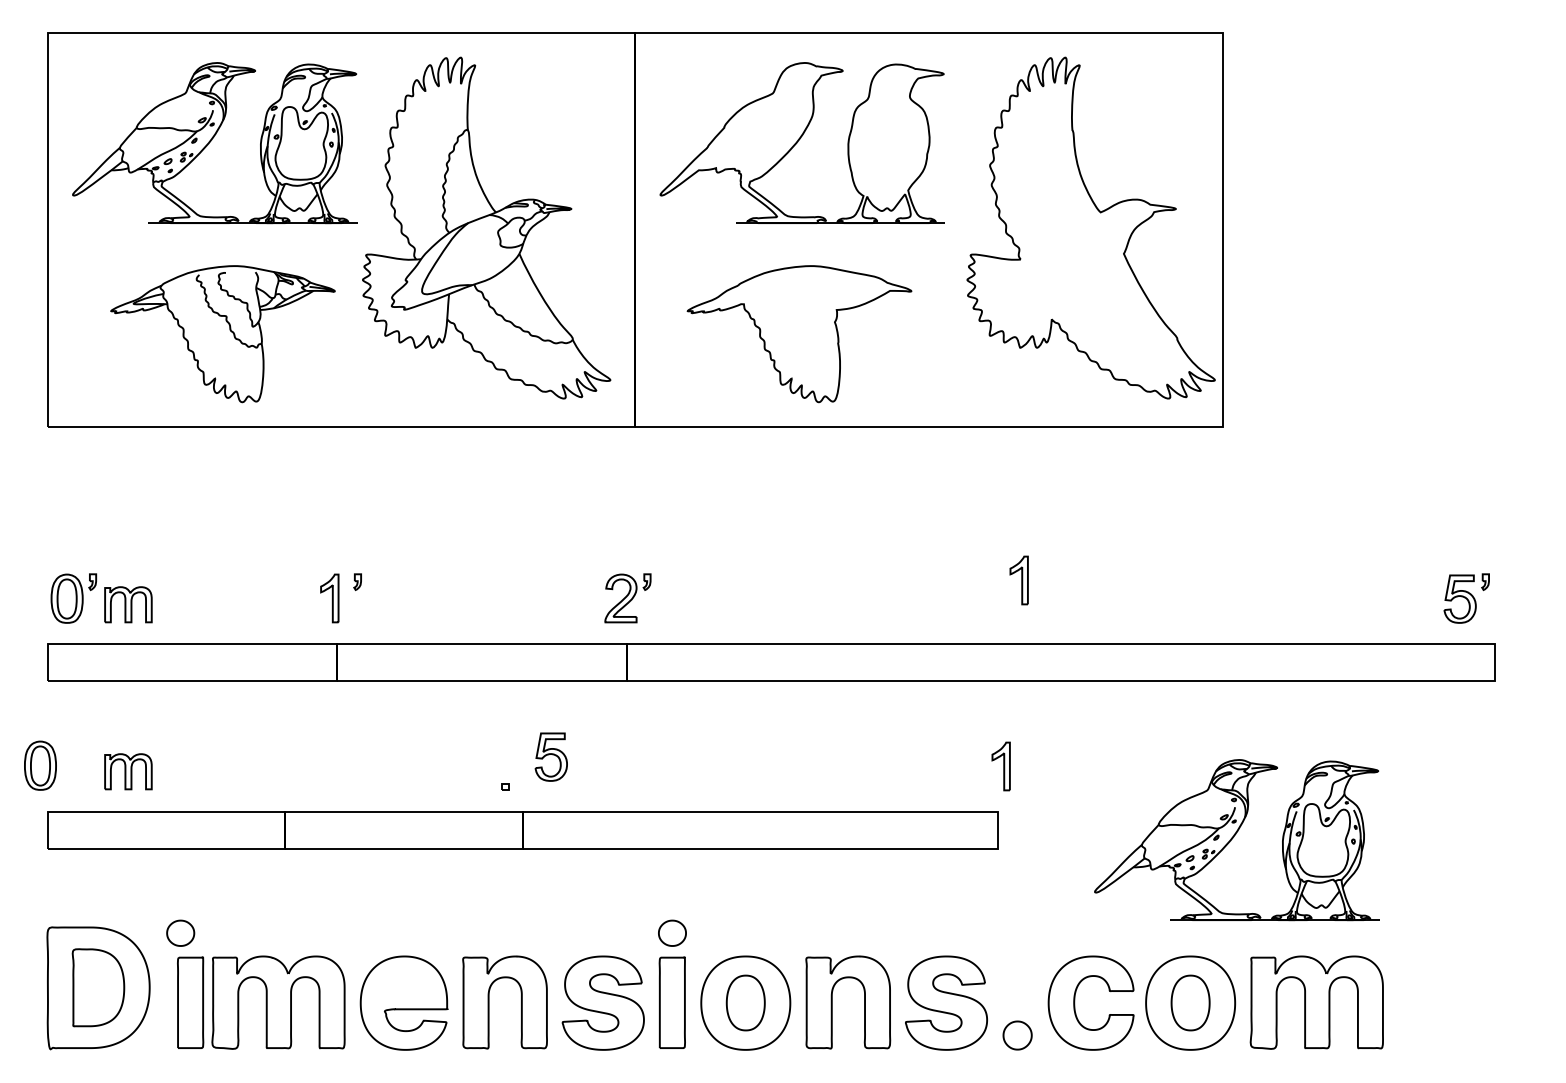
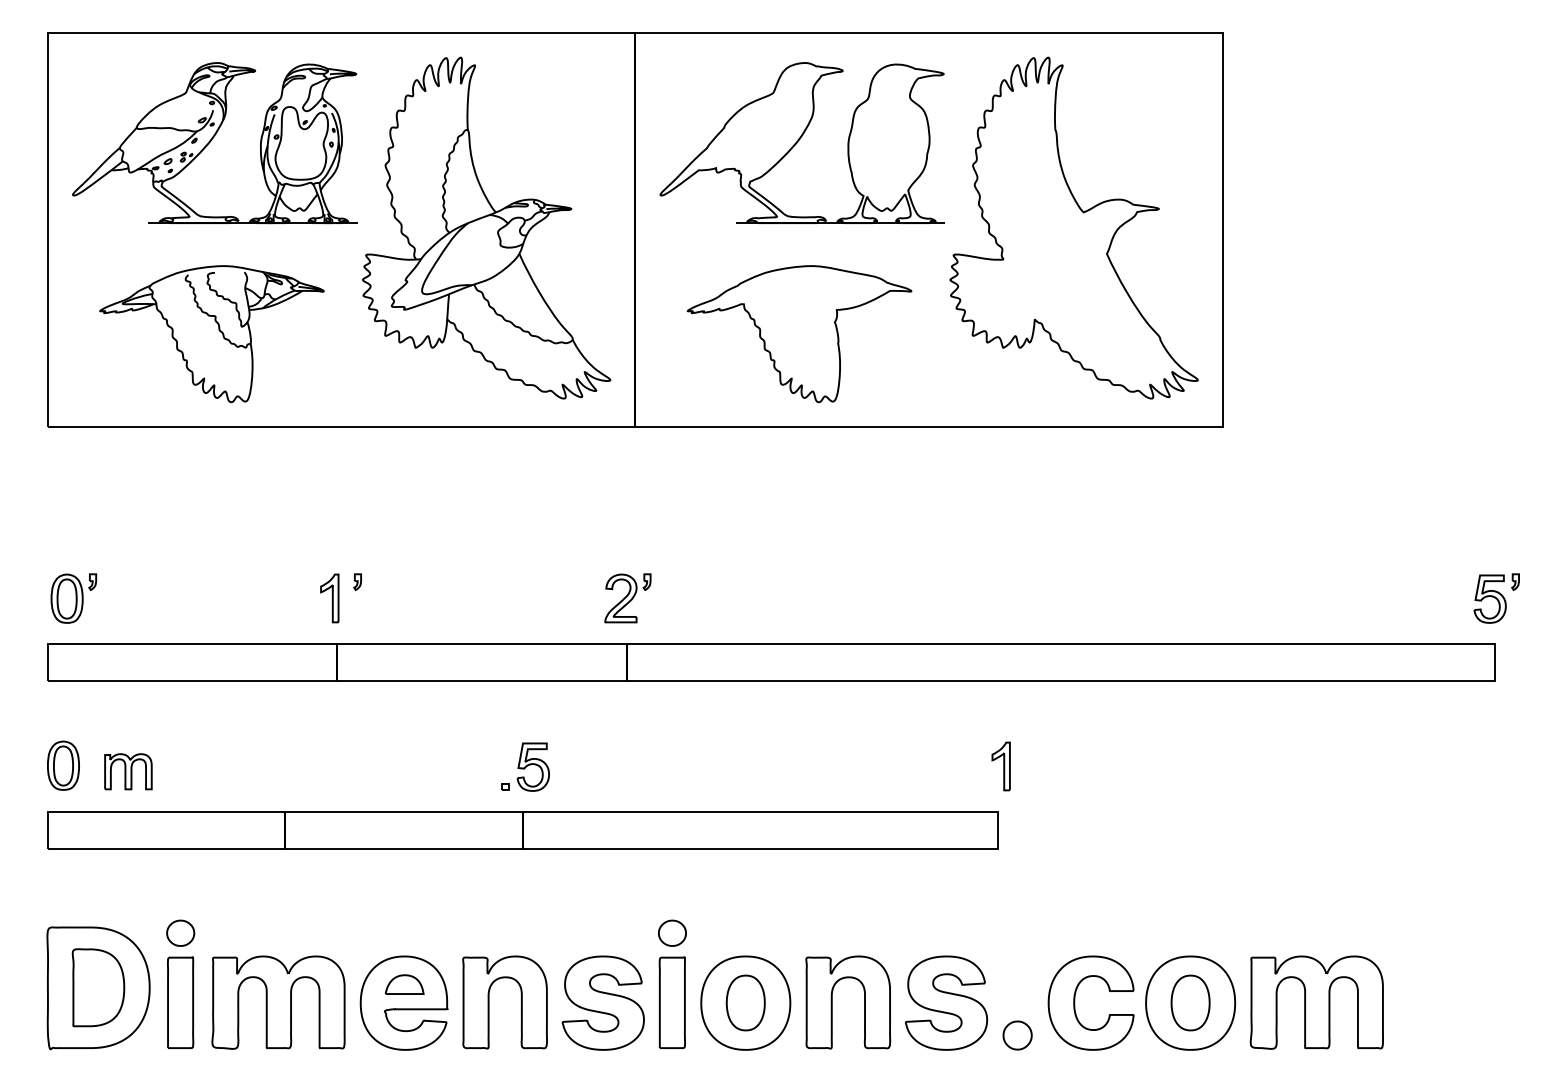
part position: (1090, 227) -> (1073, 227) (1073, 227)
part position: (222, 334) -> (211, 334) (211, 334)
part: present -> none (1018, 580)
part position: (1466, 598) -> (1496, 598) (1496, 598)
part: present -> none (128, 604)
part position: (550, 756) -> (532, 766) (532, 766)
part position: (40, 765) -> (63, 765) (63, 765)
part: present -> none (1236, 840)
part: none -> present (404, 984)
part position: (190, 1002) -> (180, 1002) (180, 1002)
